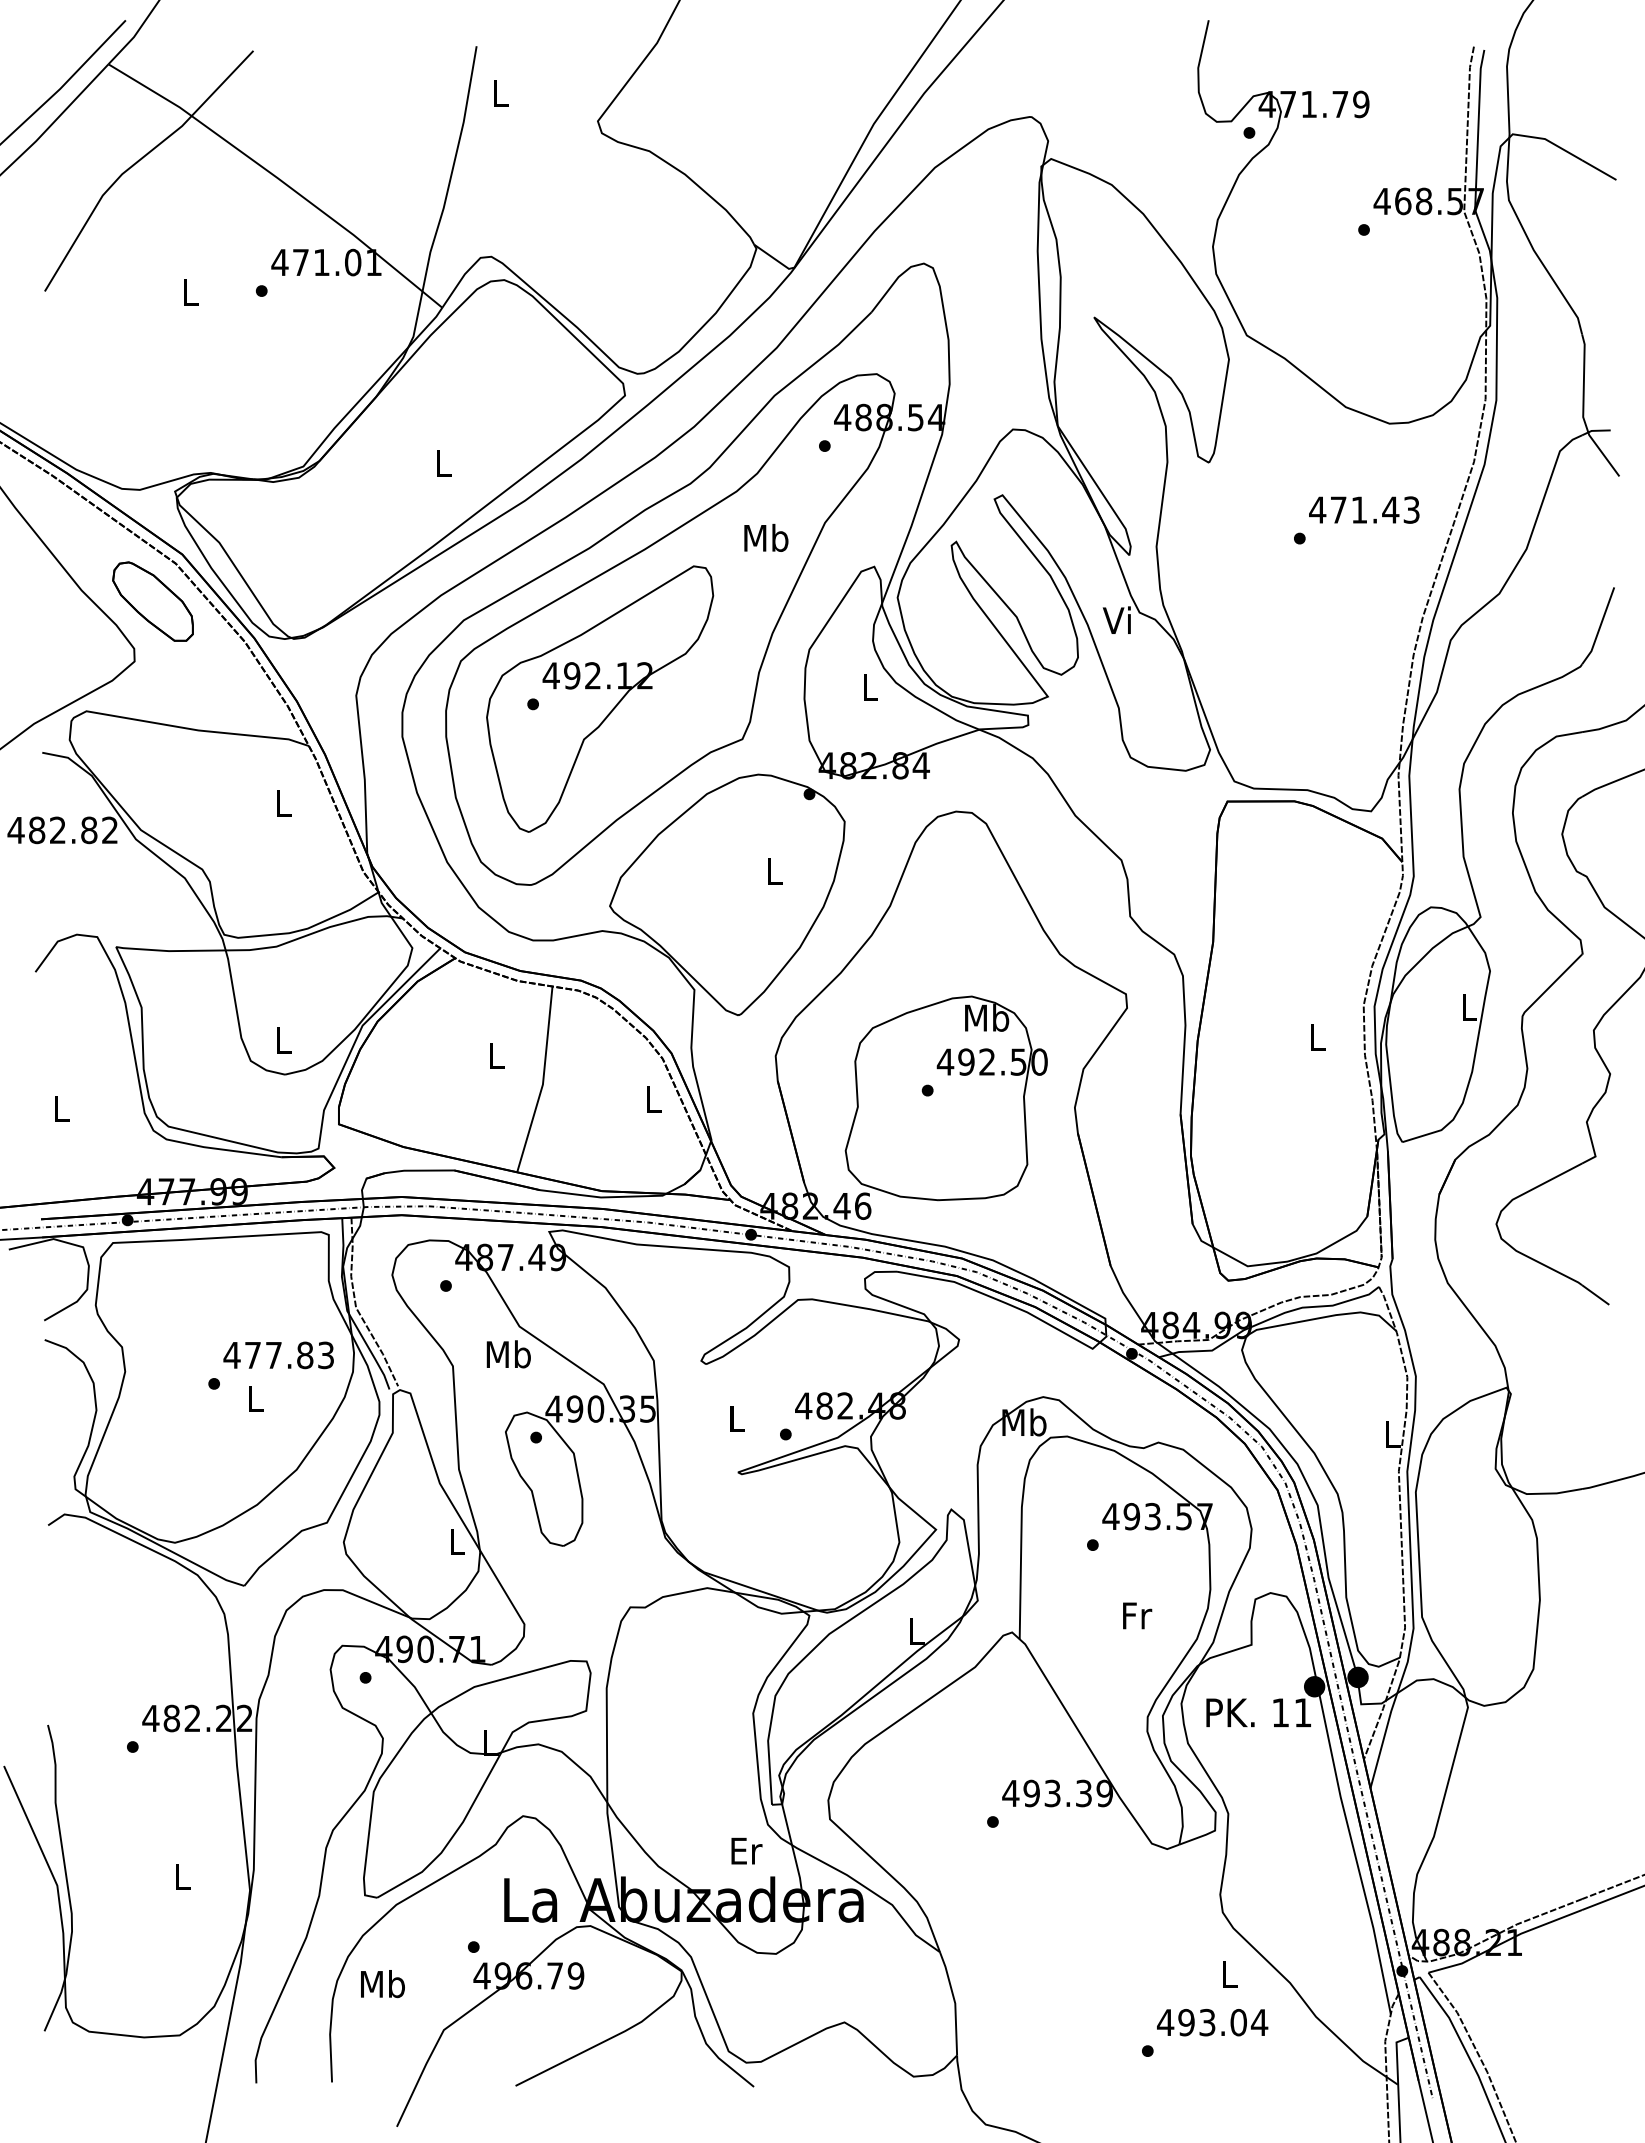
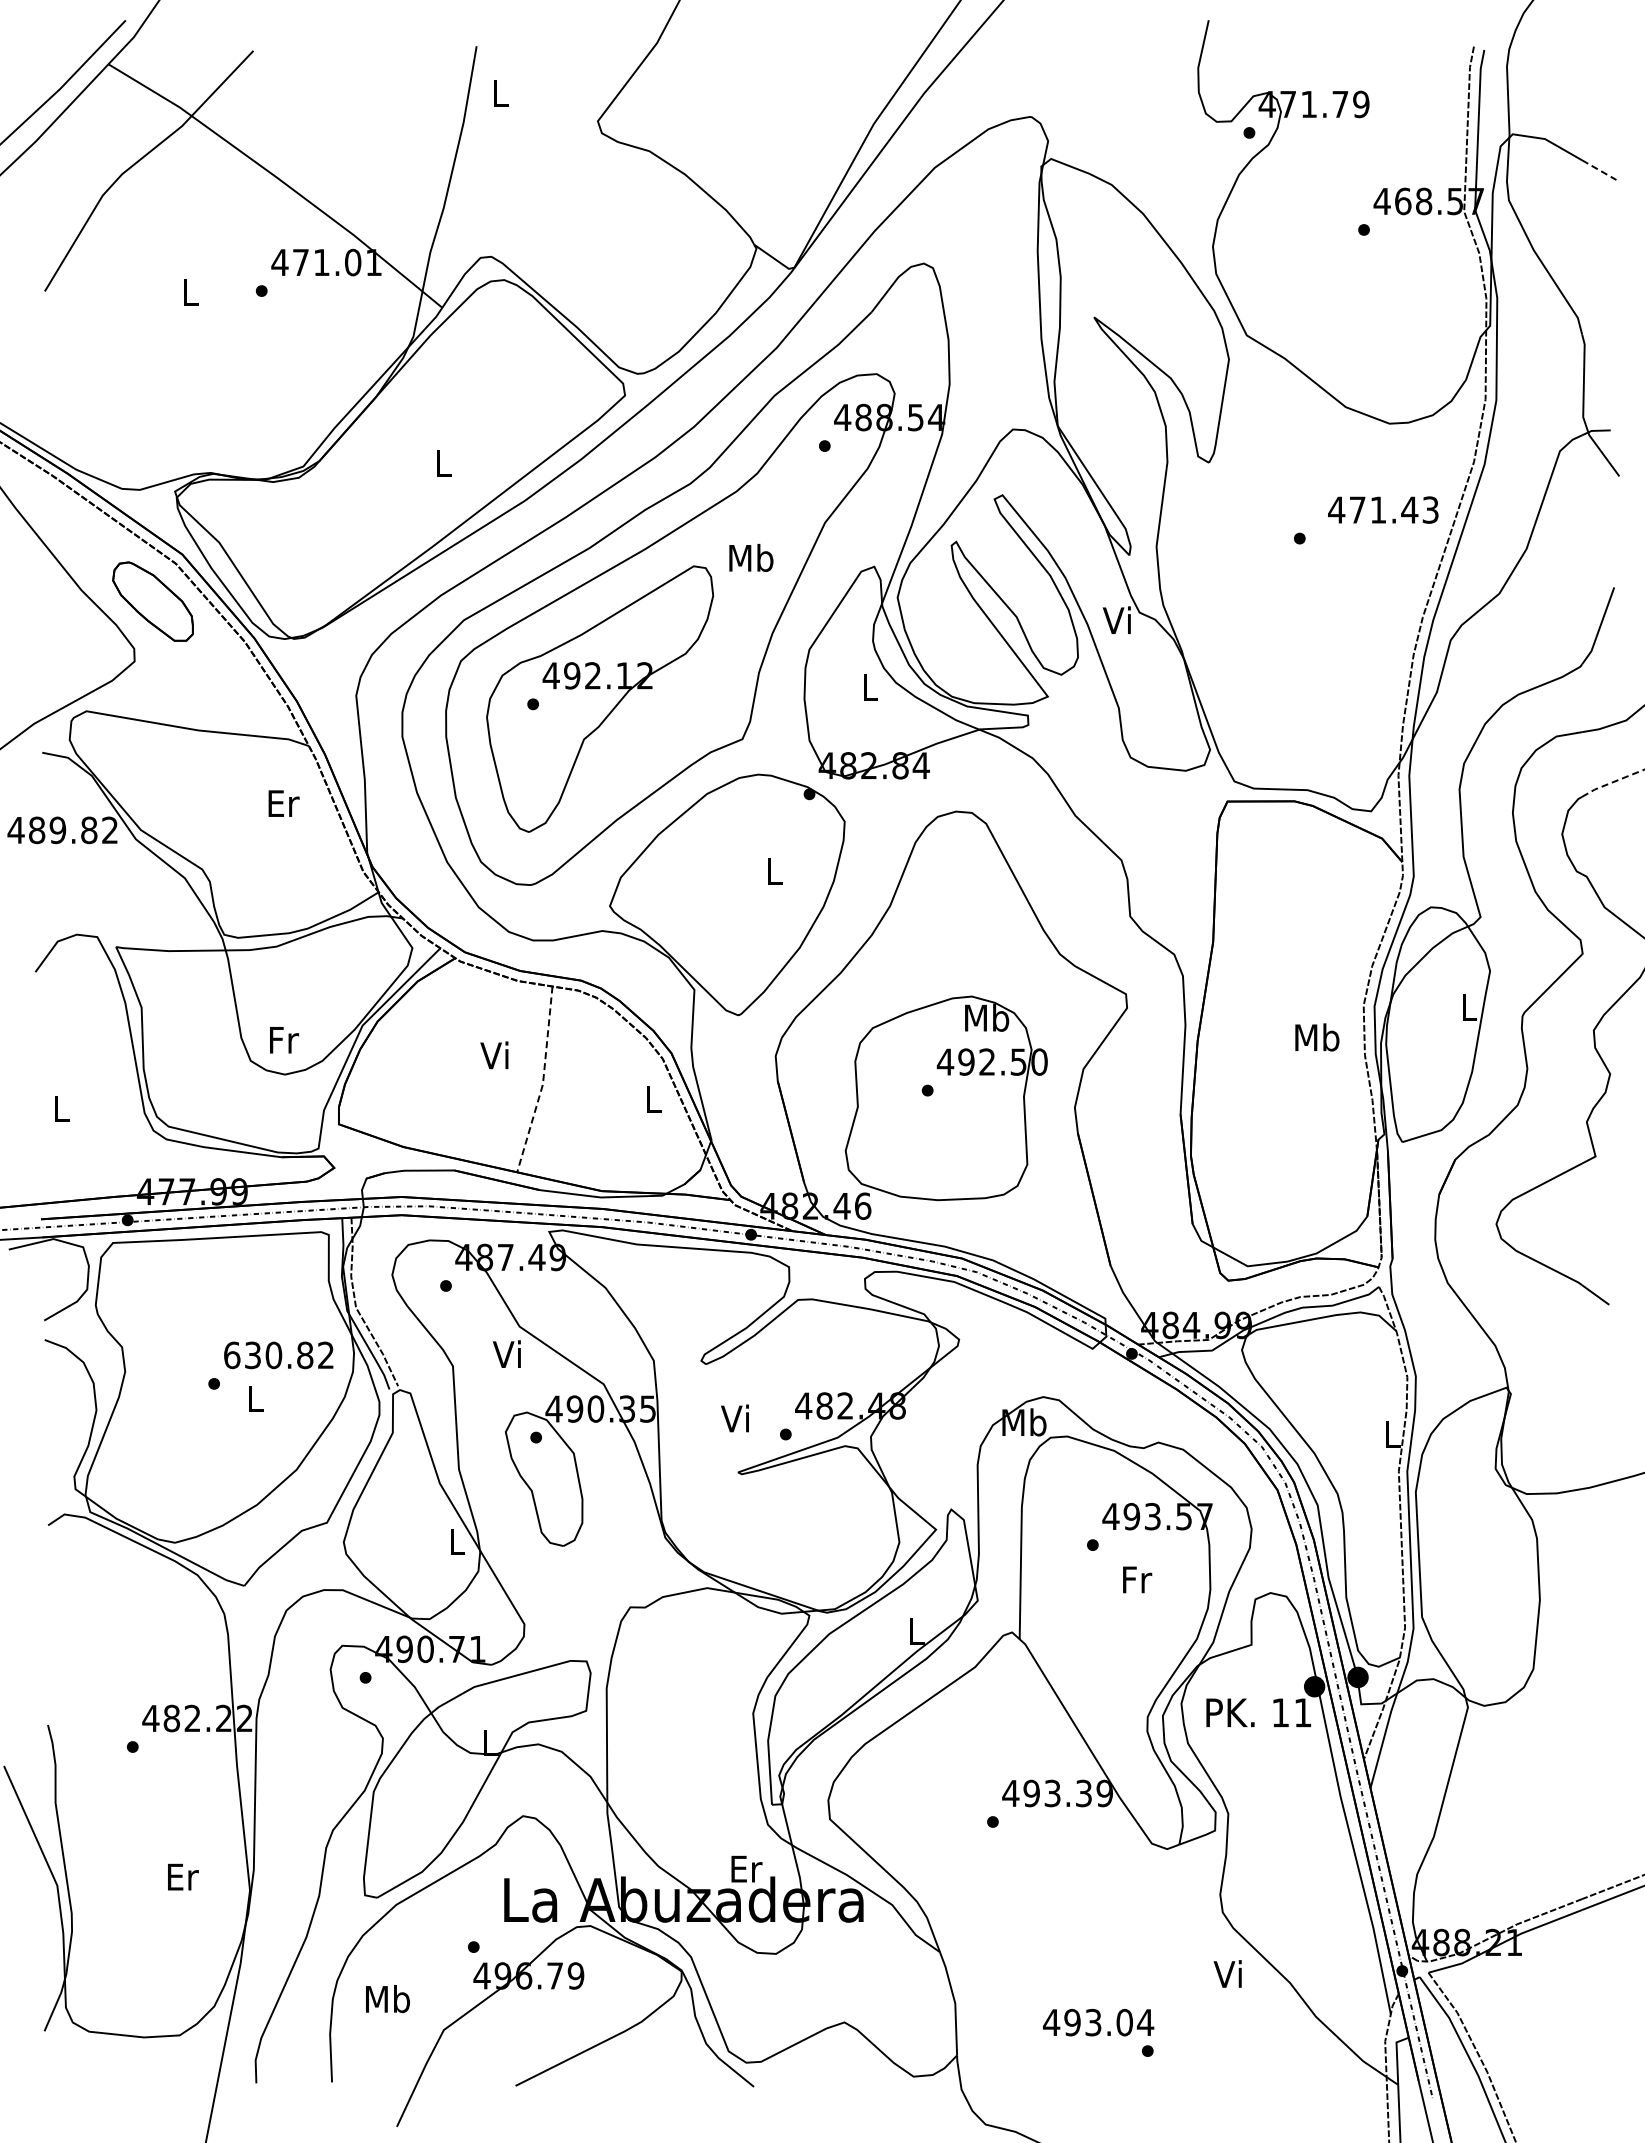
line: solid -> dashed (1599, 170)
text position: (1364, 509) -> (1383, 509) (1383, 509)
text position: (766, 537) -> (751, 557) (751, 557)
line: solid -> dashed (1612, 782)
text: L -> Er (283, 803)
text: 482.82 -> 489.82 (57, 830)
text: L -> Mb (1317, 1037)
text: L -> Fr (284, 1040)
text: L -> Vi (494, 1055)
line: solid -> dashed (543, 1081)
text: Mb -> Vi (508, 1354)
text: 477.83 -> 630.82 (278, 1355)
text: L -> Vi (734, 1418)
text position: (1137, 1615) -> (1137, 1579) (1137, 1579)
text position: (746, 1850) -> (746, 1868) (746, 1868)
text: L -> Er (183, 1876)
text: L -> Vi (1227, 1973)
text position: (382, 1984) -> (387, 1999) (387, 1999)
text position: (1212, 2022) -> (1098, 2022) (1098, 2022)
